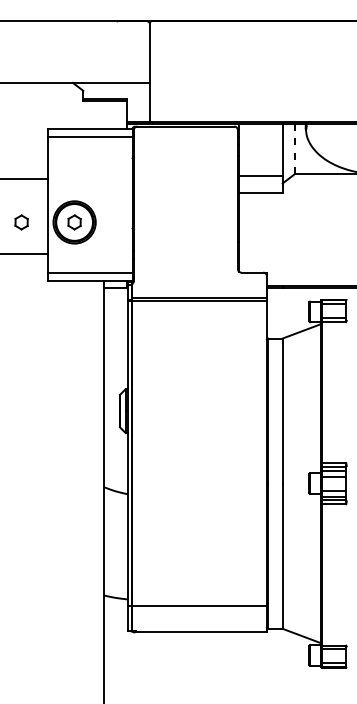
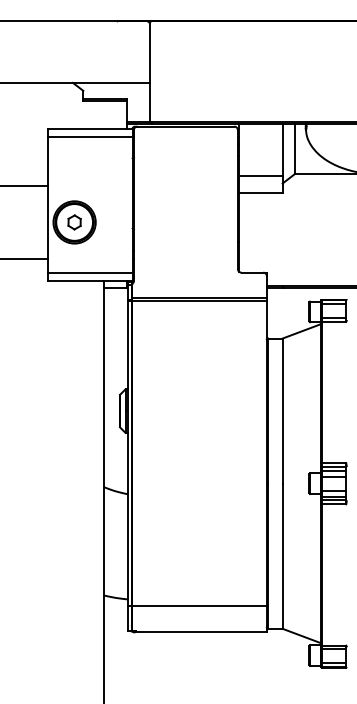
line: dashed -> solid (294, 149)
line position: (25, 179) -> (25, 186) (25, 186)
part: present -> none (21, 222)
line position: (25, 253) -> (25, 258) (25, 258)
